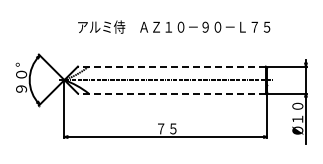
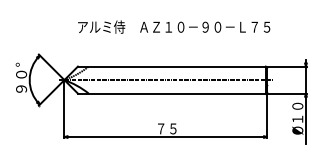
line: dashed -> solid (171, 66)
line: dashed -> solid (171, 93)
